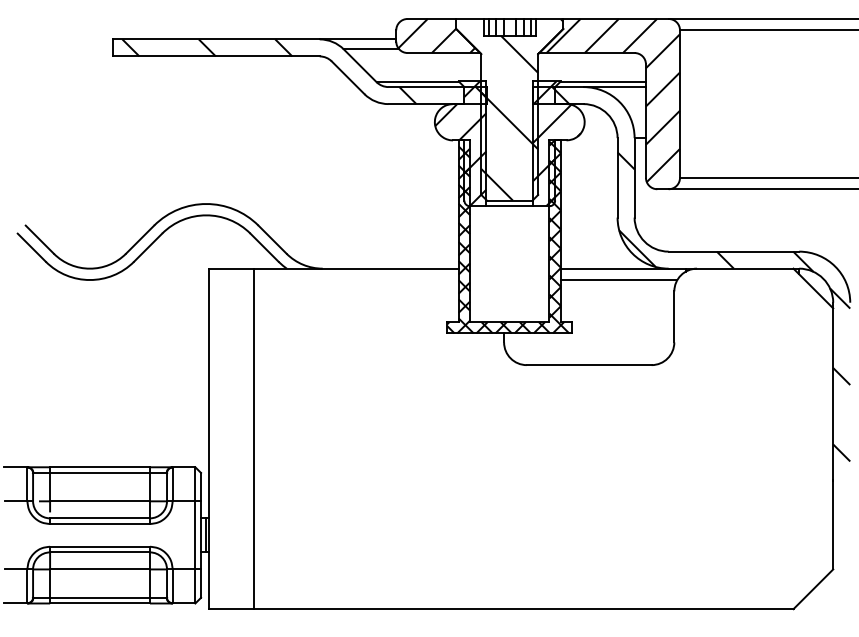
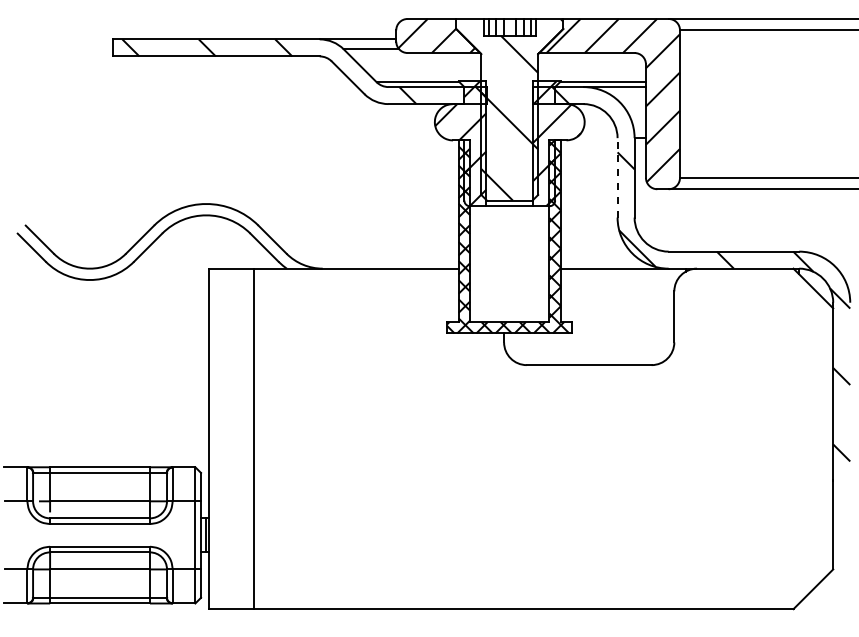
line: solid -> dashed (617, 177)
line: present -> none (618, 280)
